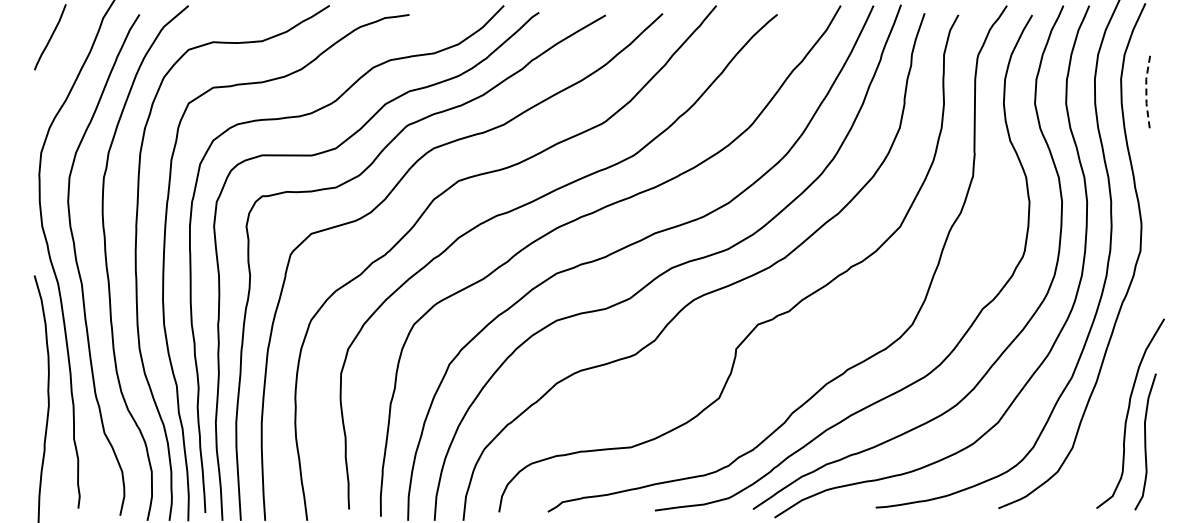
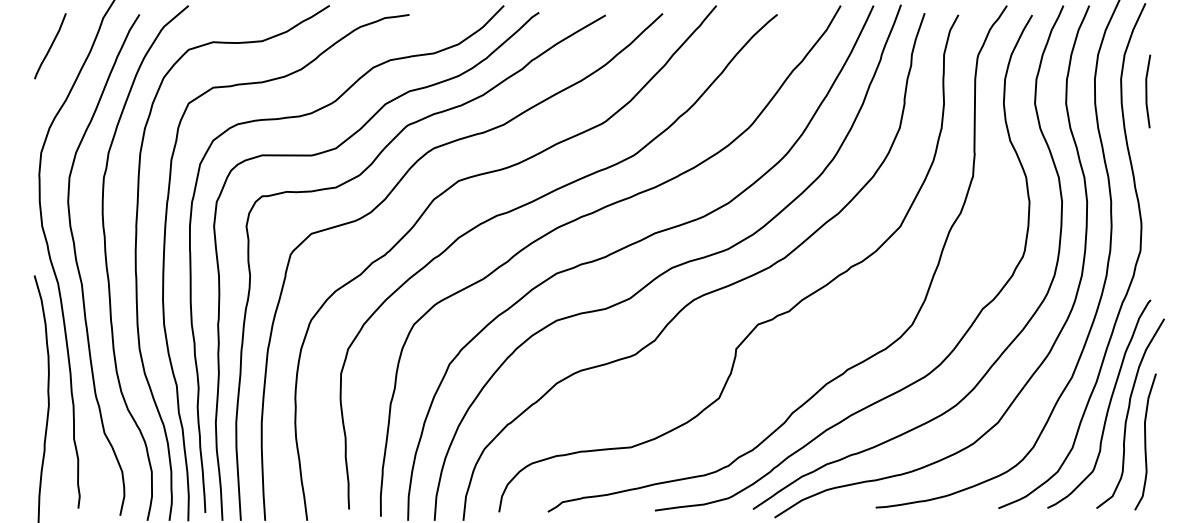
curve position: (50, 37) -> (50, 46) (50, 46)
line: dashed -> solid (1146, 91)
curve: none -> present (1107, 407)
